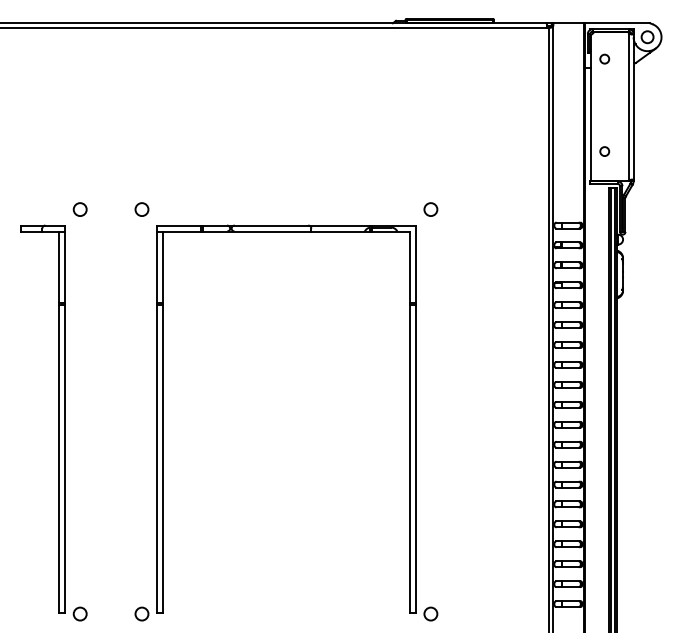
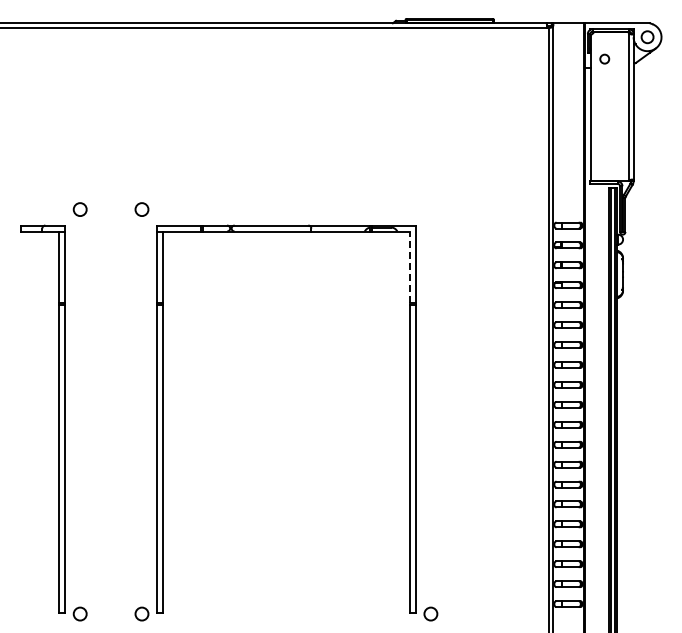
circle: present -> none (604, 151)
circle: present -> none (430, 209)
line: solid -> dashed (409, 267)
